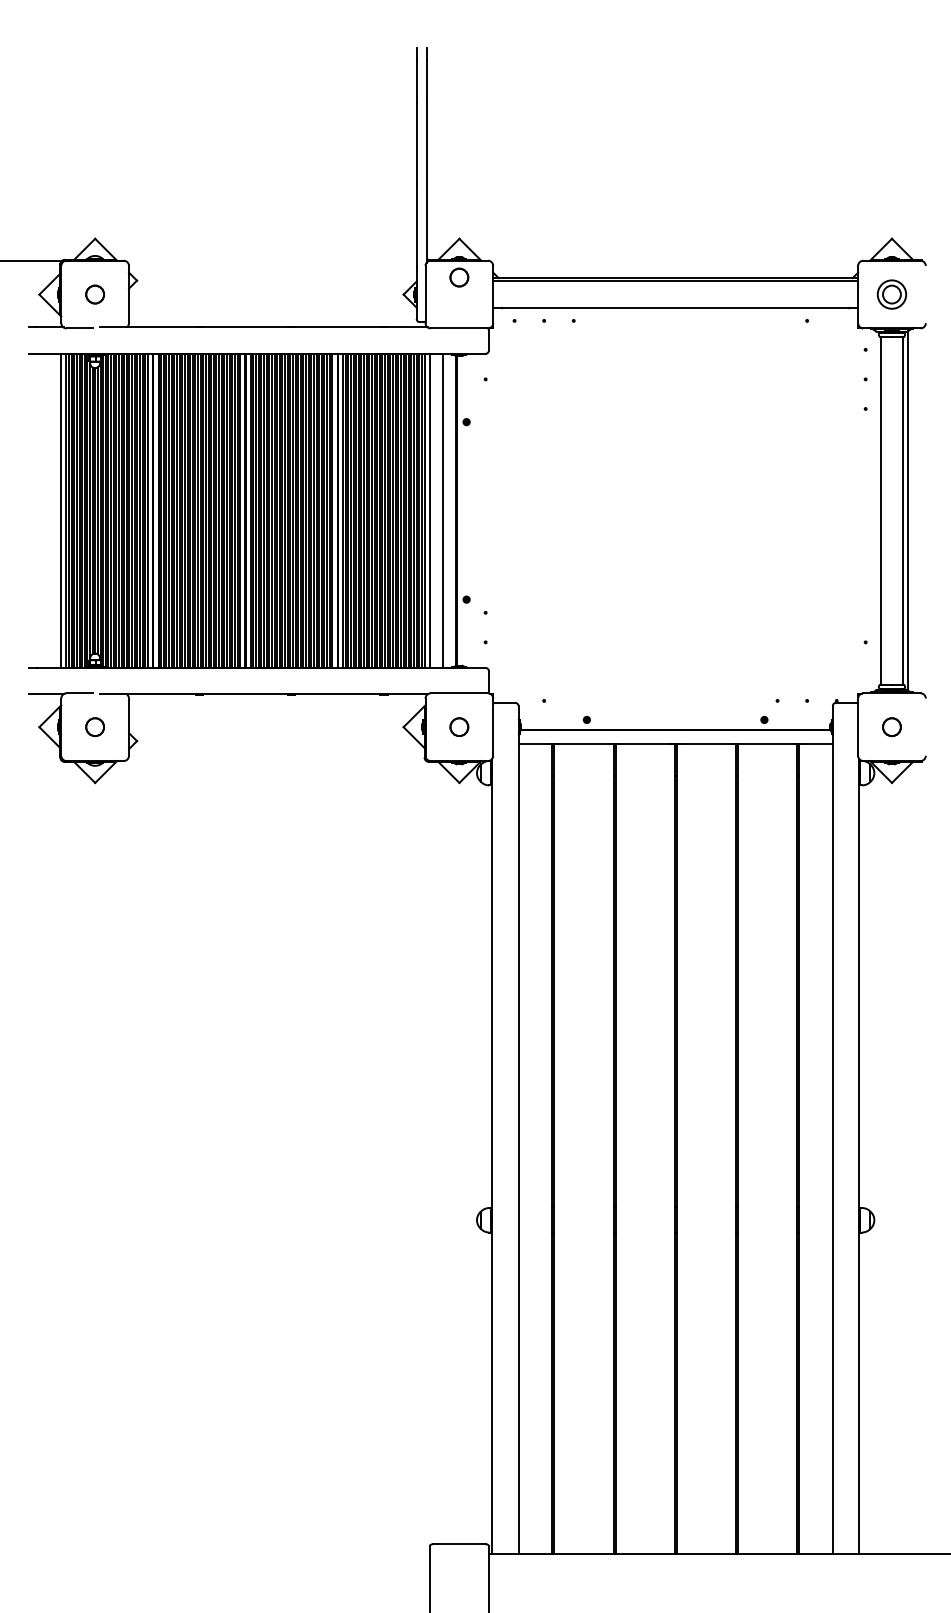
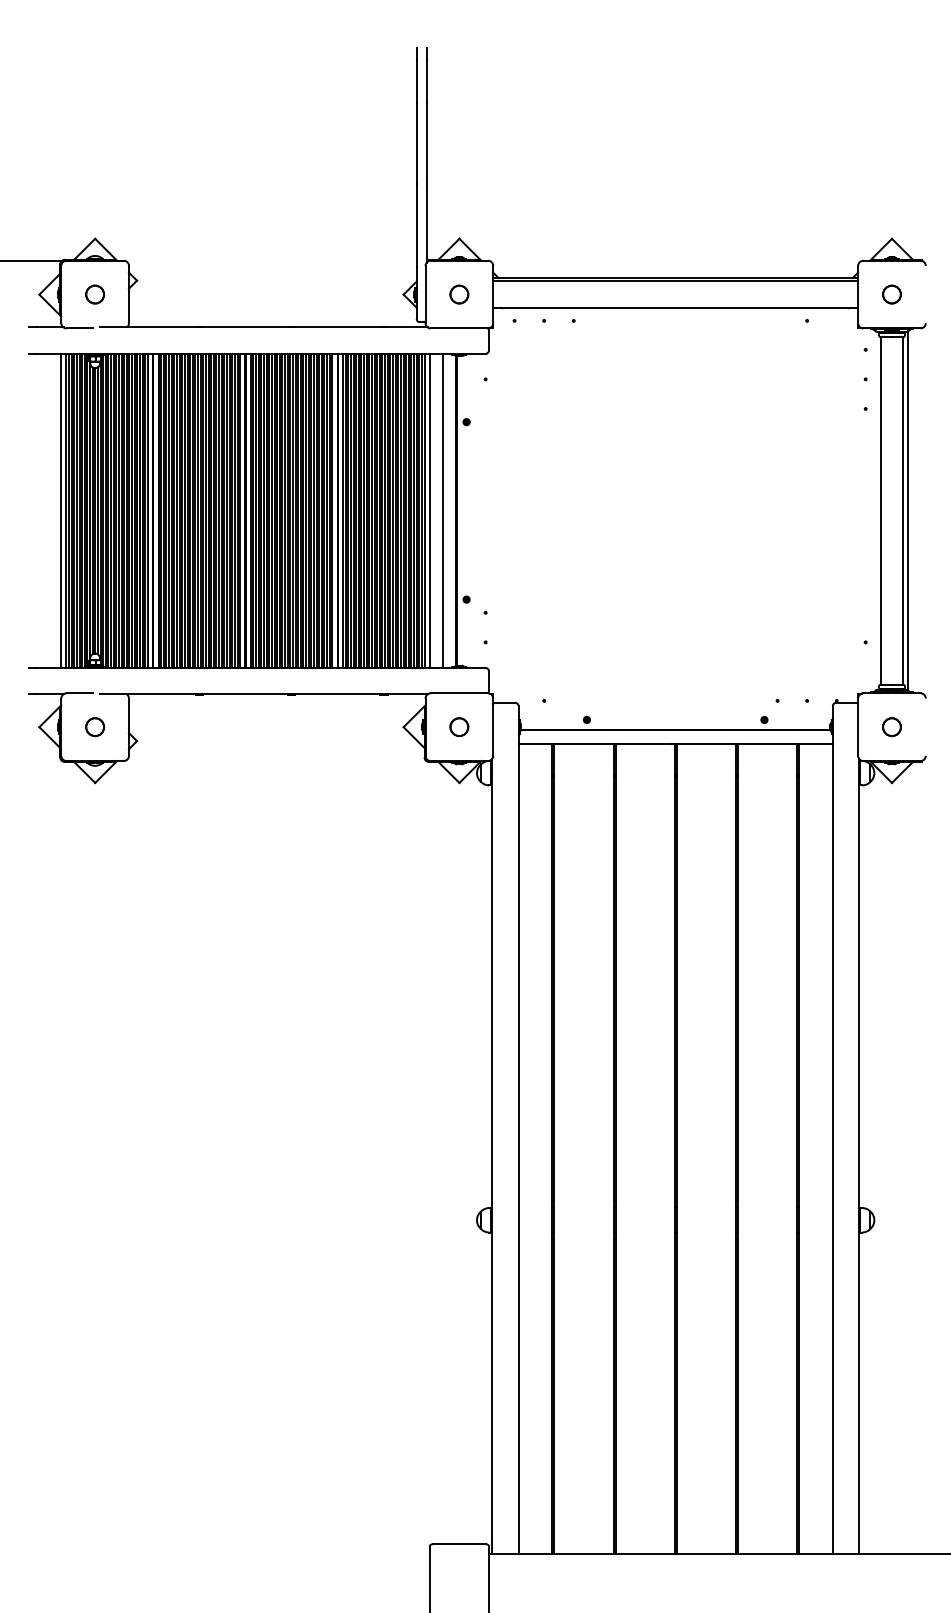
part position: (459, 277) -> (459, 294) (459, 294)
circle diameter: 28 px -> 18 px (891, 294)
